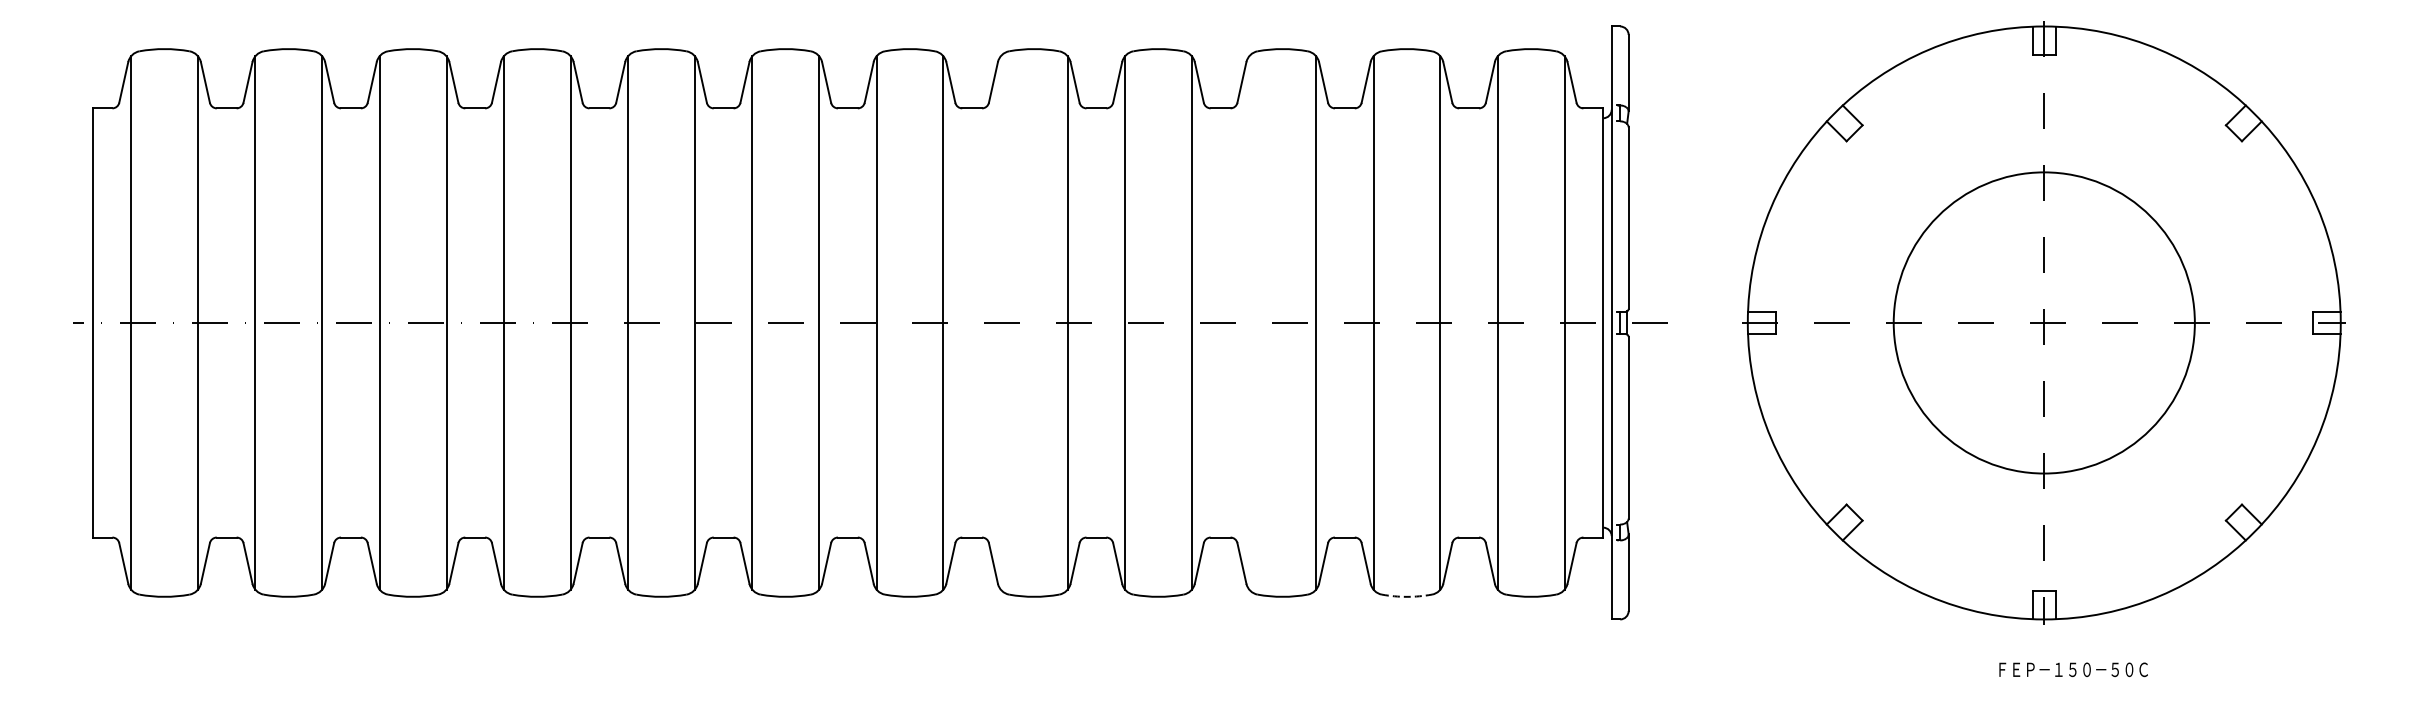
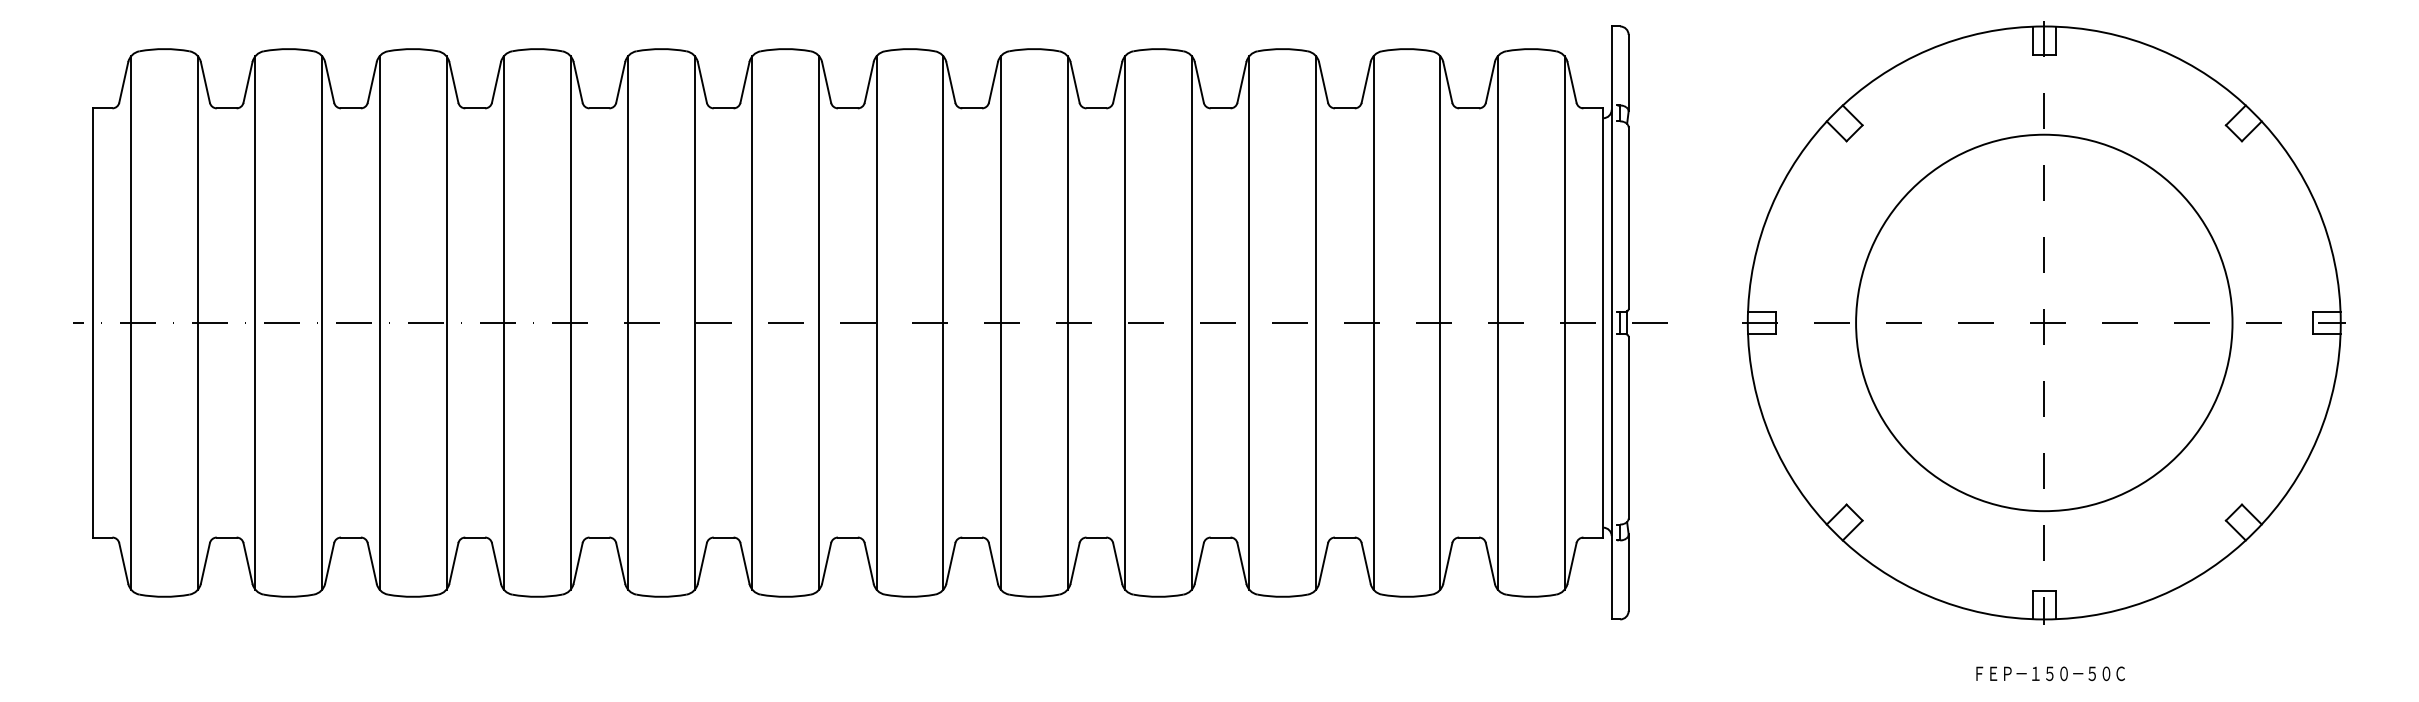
line: none -> present (1000, 322)
line: none -> present (1249, 322)
circle diameter: 301 px -> 376 px (2044, 322)
arc: dashed -> solid (1407, 596)
text position: (2073, 669) -> (2050, 673) (2050, 673)
